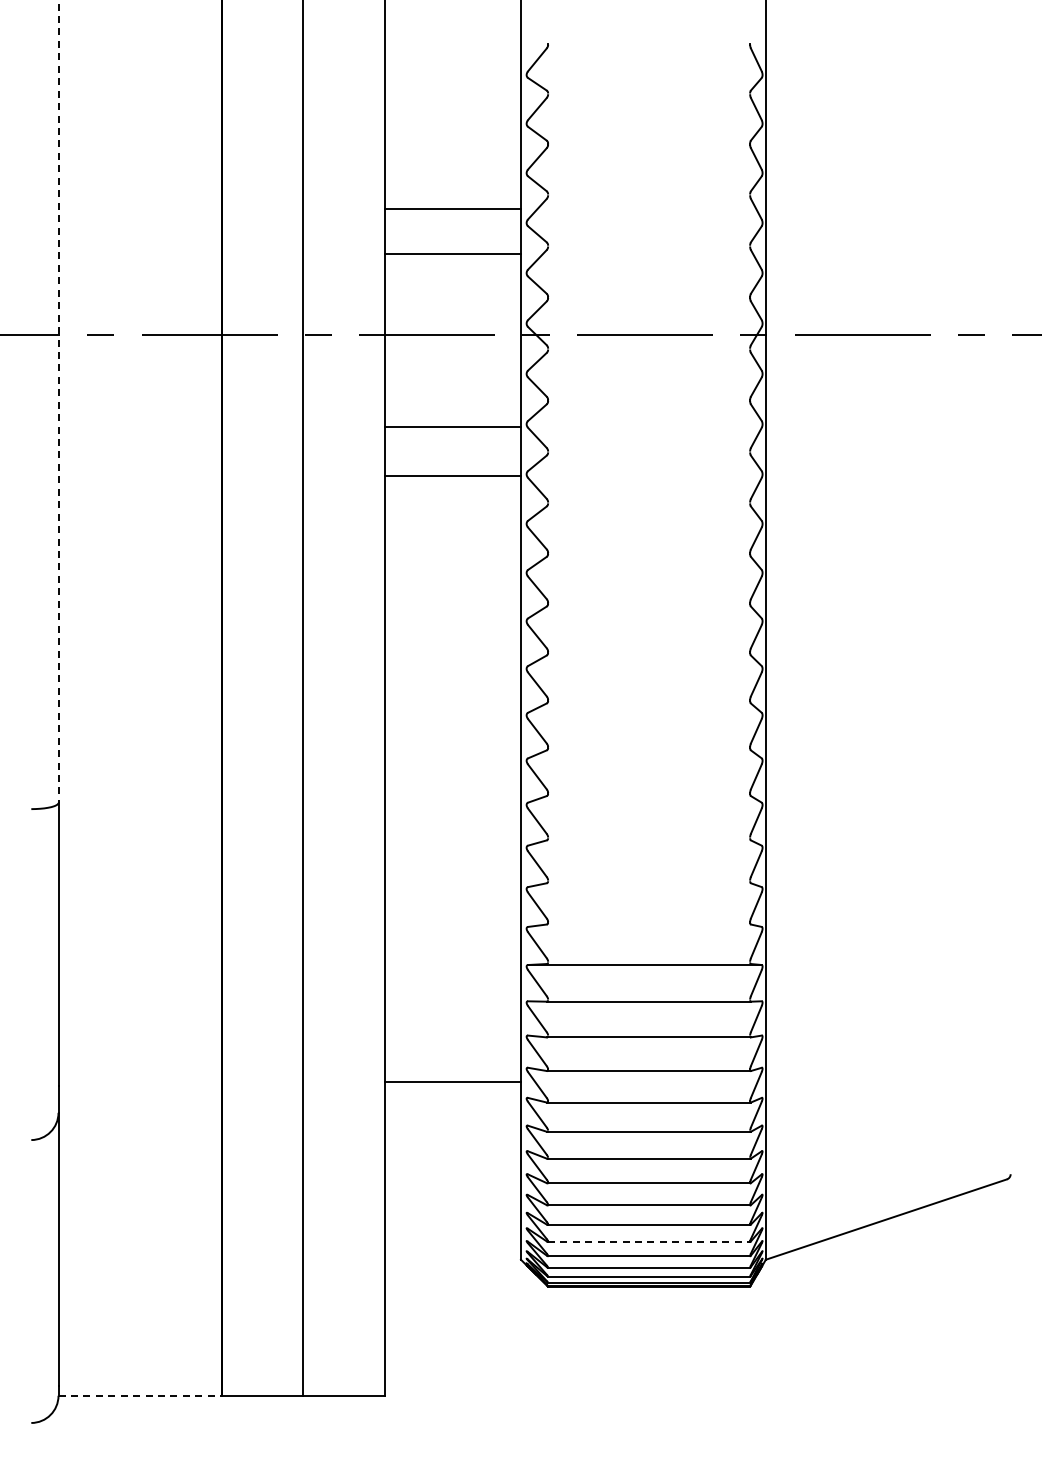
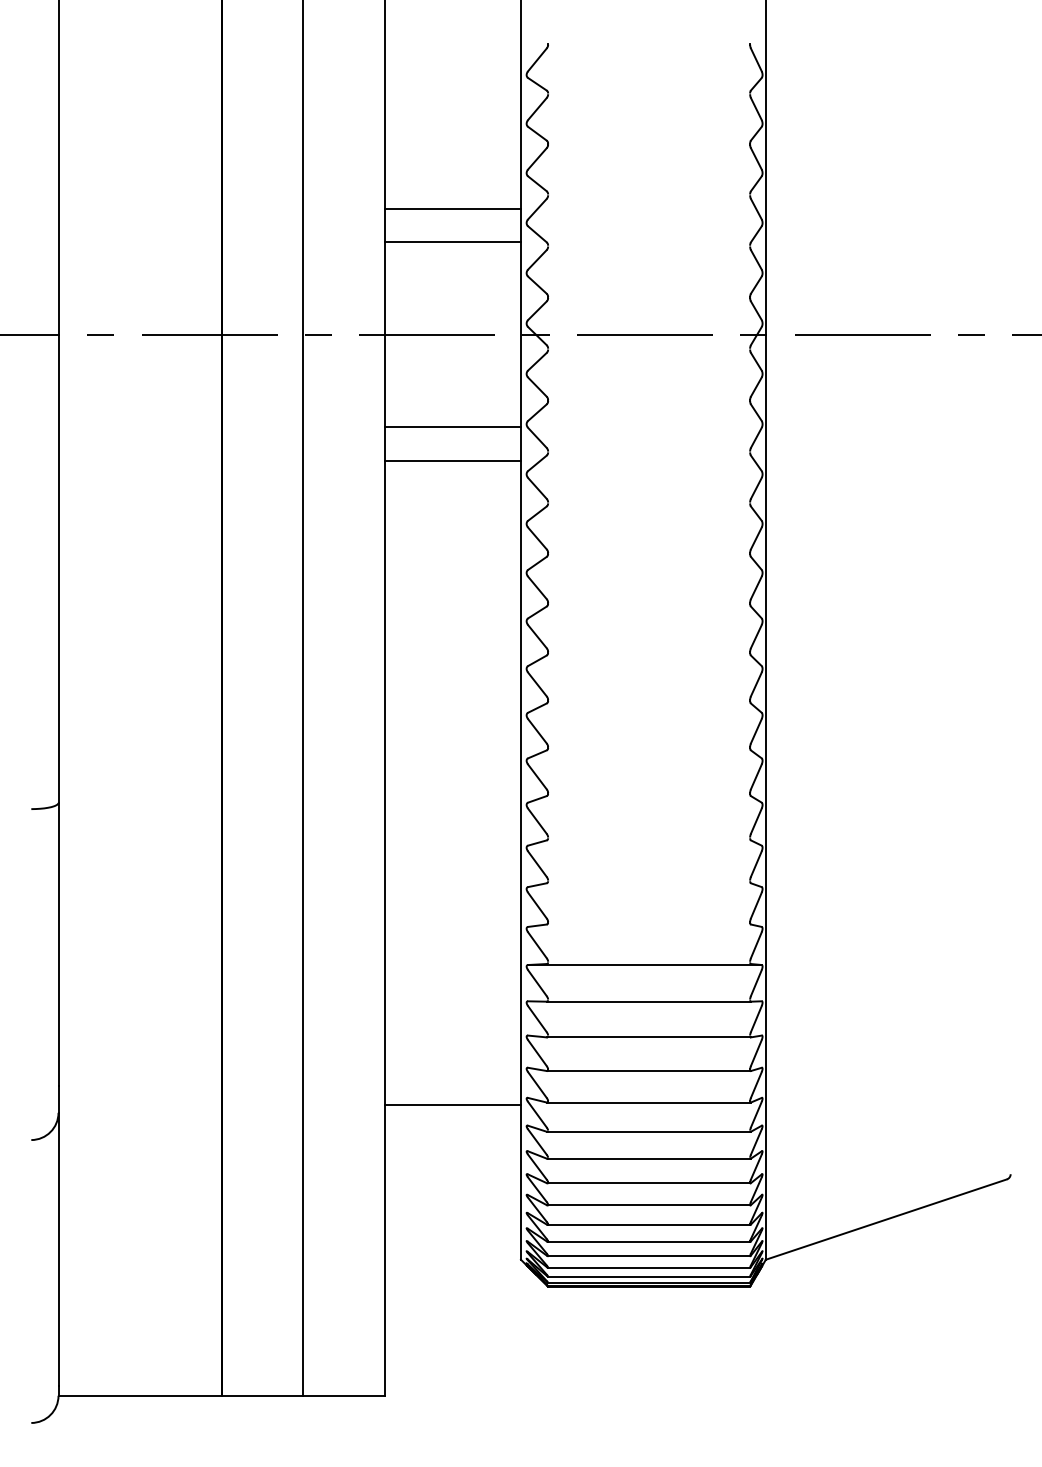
line position: (452, 254) -> (452, 242) (452, 242)
line: dashed -> solid (58, 402)
line position: (452, 475) -> (452, 460) (452, 460)
line position: (452, 1081) -> (452, 1104) (452, 1104)
line: dashed -> solid (649, 1241)
line: dashed -> solid (140, 1395)
